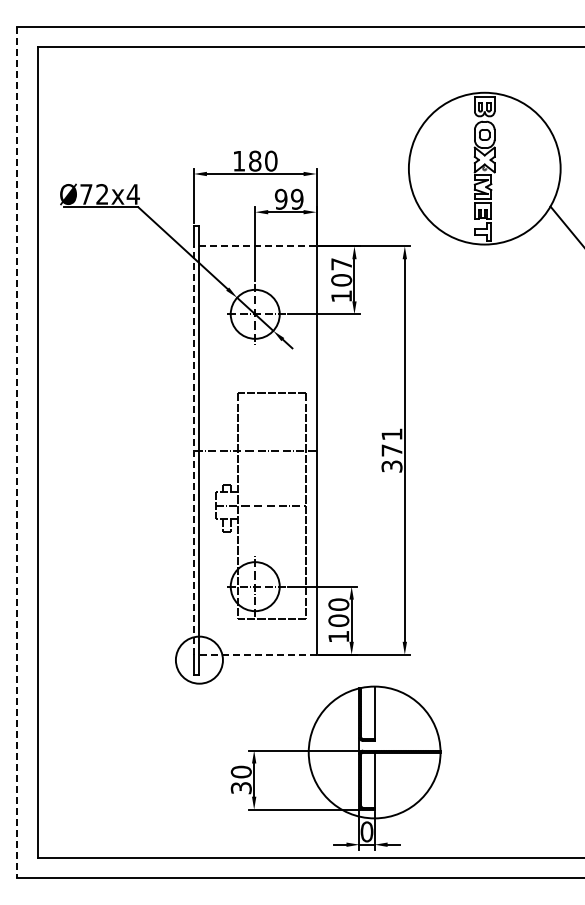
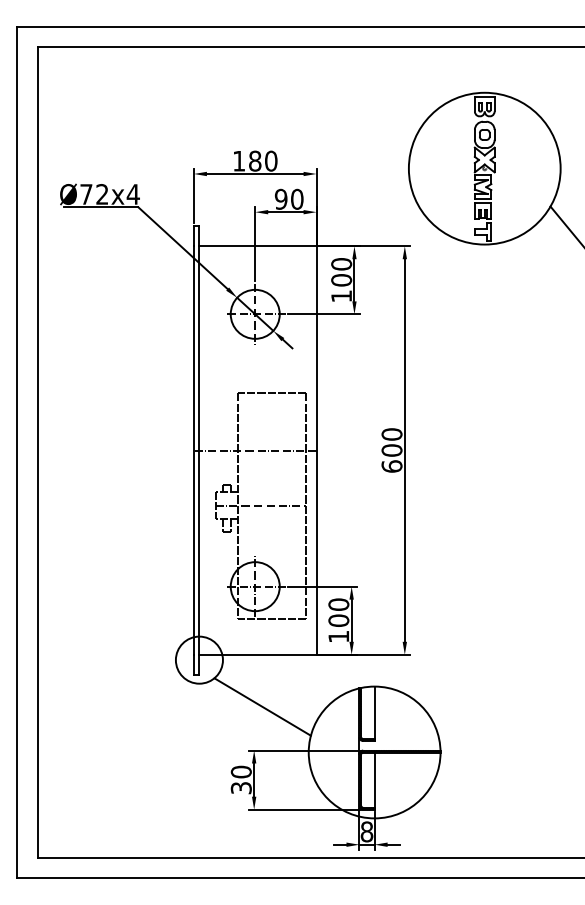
text: 99 -> 90 (297, 199)
line: dashed -> solid (257, 246)
text: 107 -> 100 (341, 264)
line: dashed -> solid (193, 450)
text: 371 -> 600 (391, 450)
line: dashed -> solid (17, 452)
line: dashed -> solid (257, 654)
line: none -> present (262, 706)
text: 0 -> 8 (366, 831)
